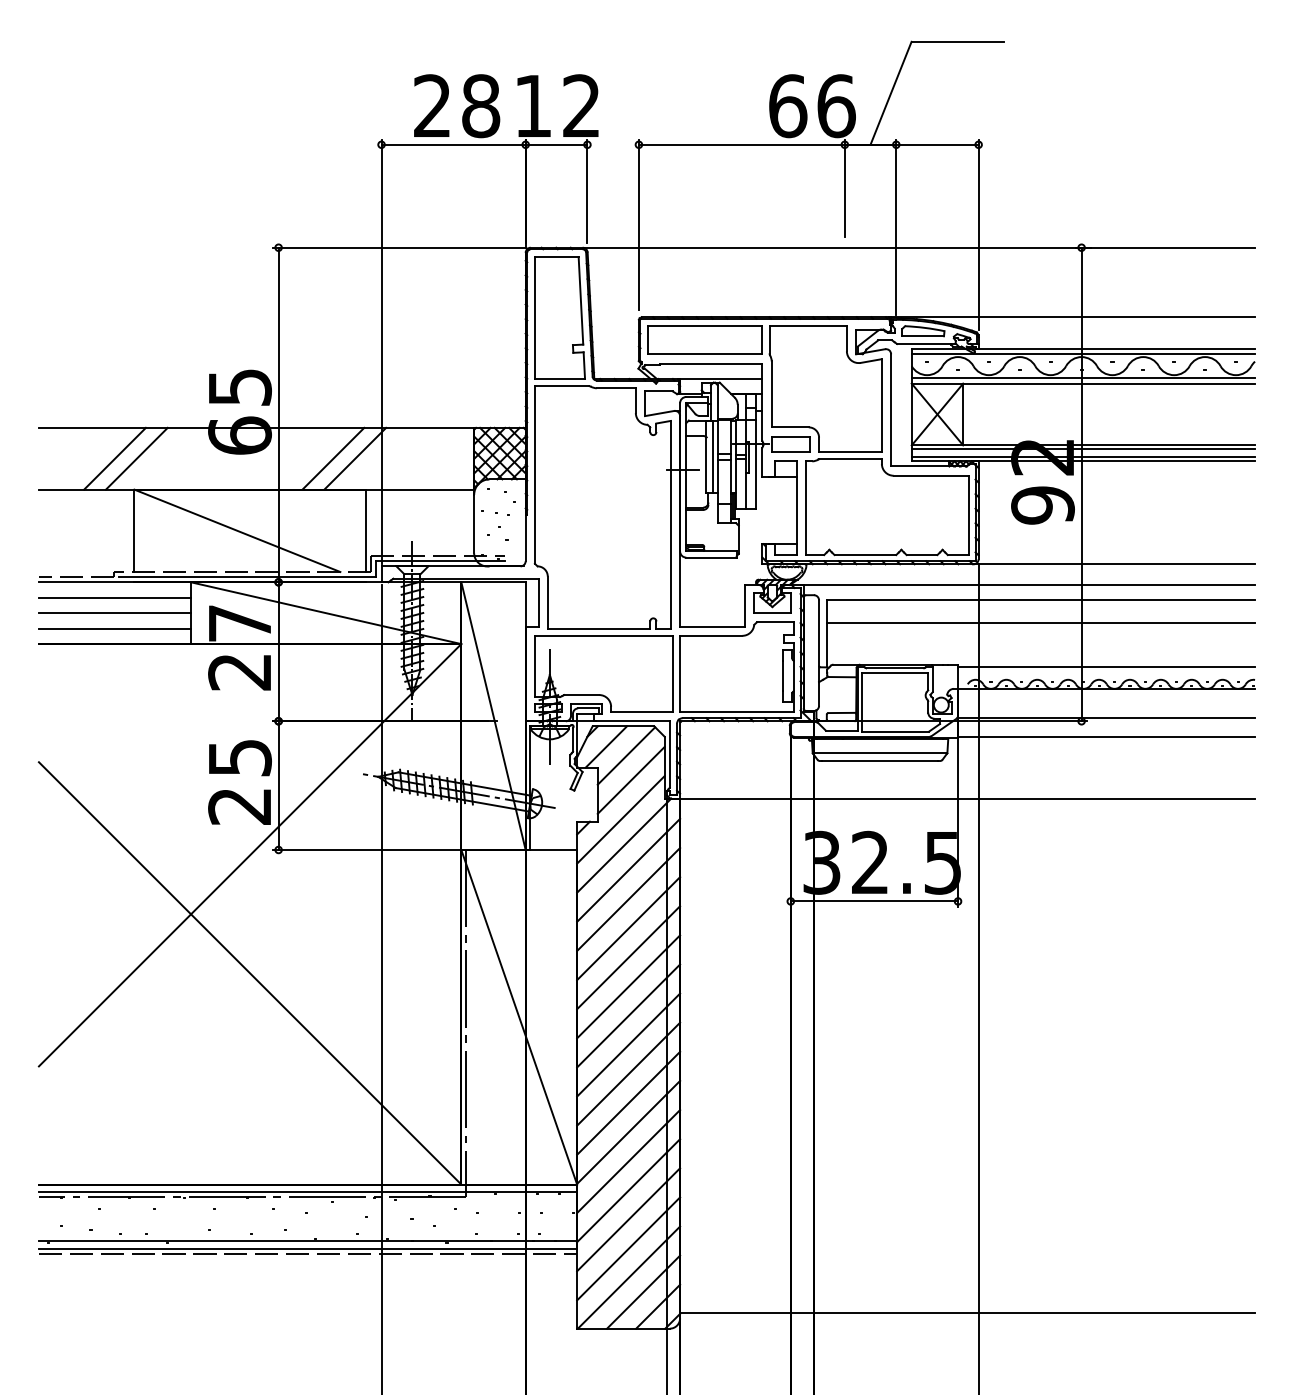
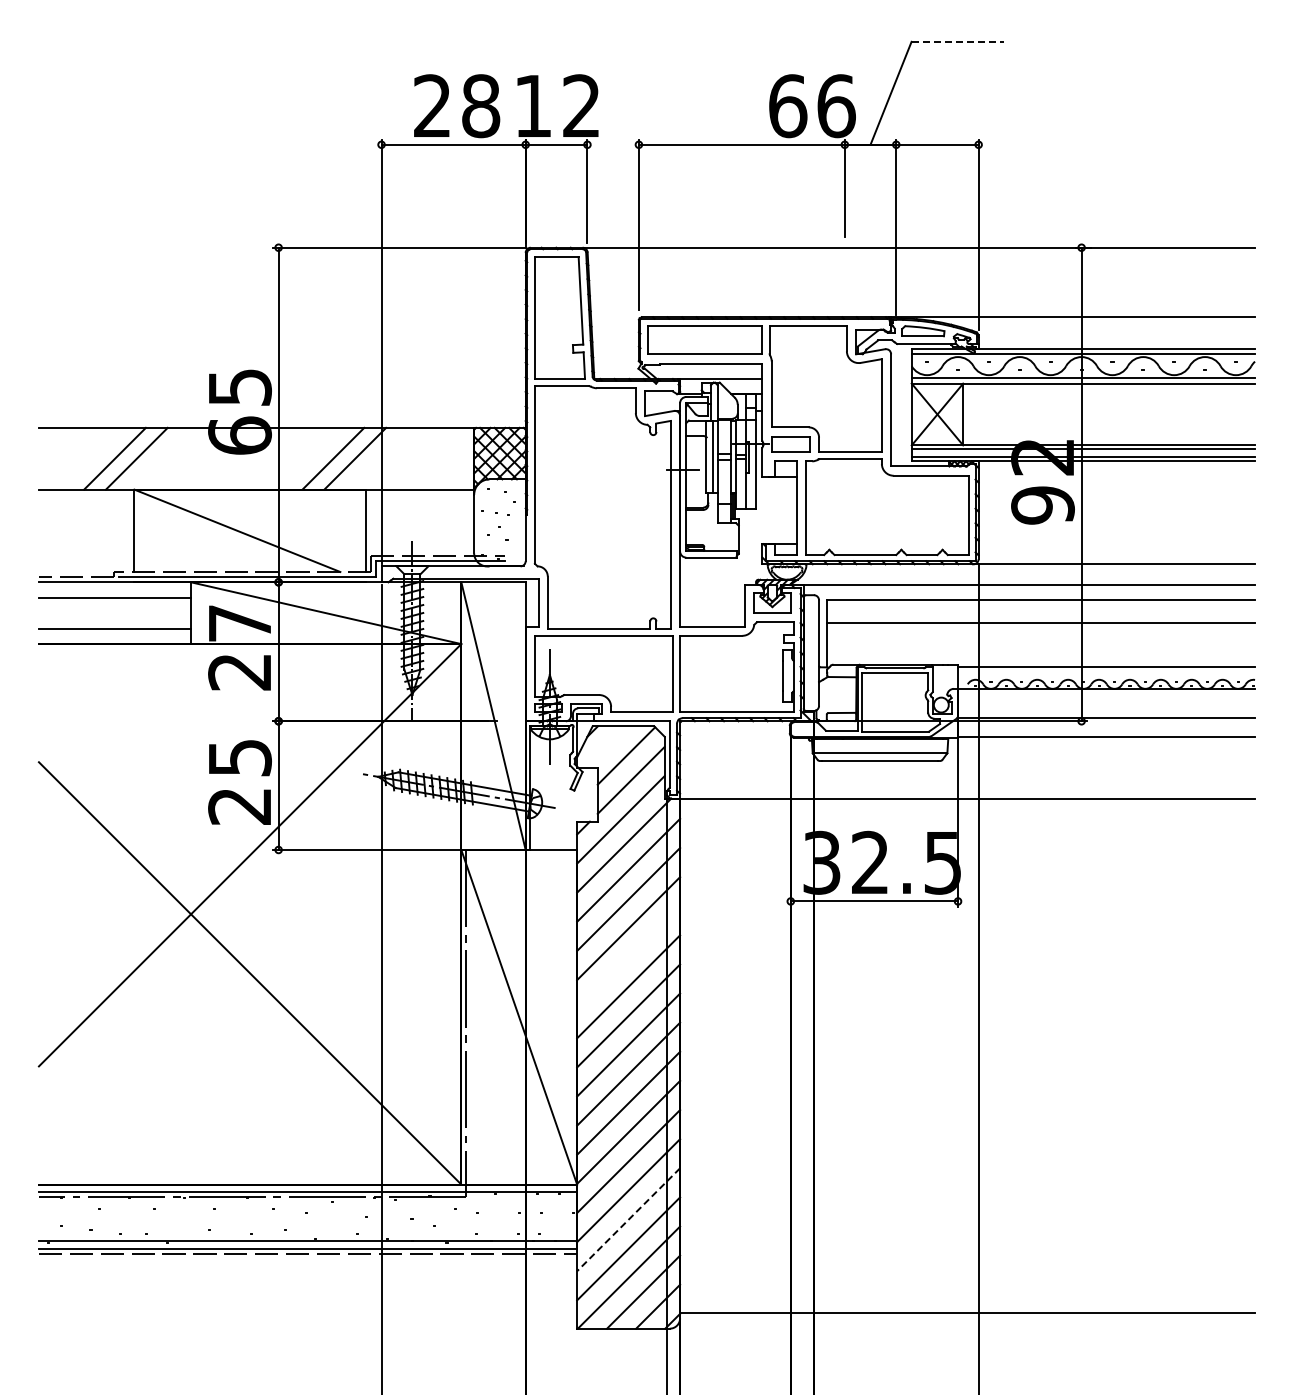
line: solid -> dashed (958, 41)
line: present -> none (114, 613)
line: present -> none (605, 746)
line: present -> none (628, 957)
line: solid -> dashed (628, 1219)
